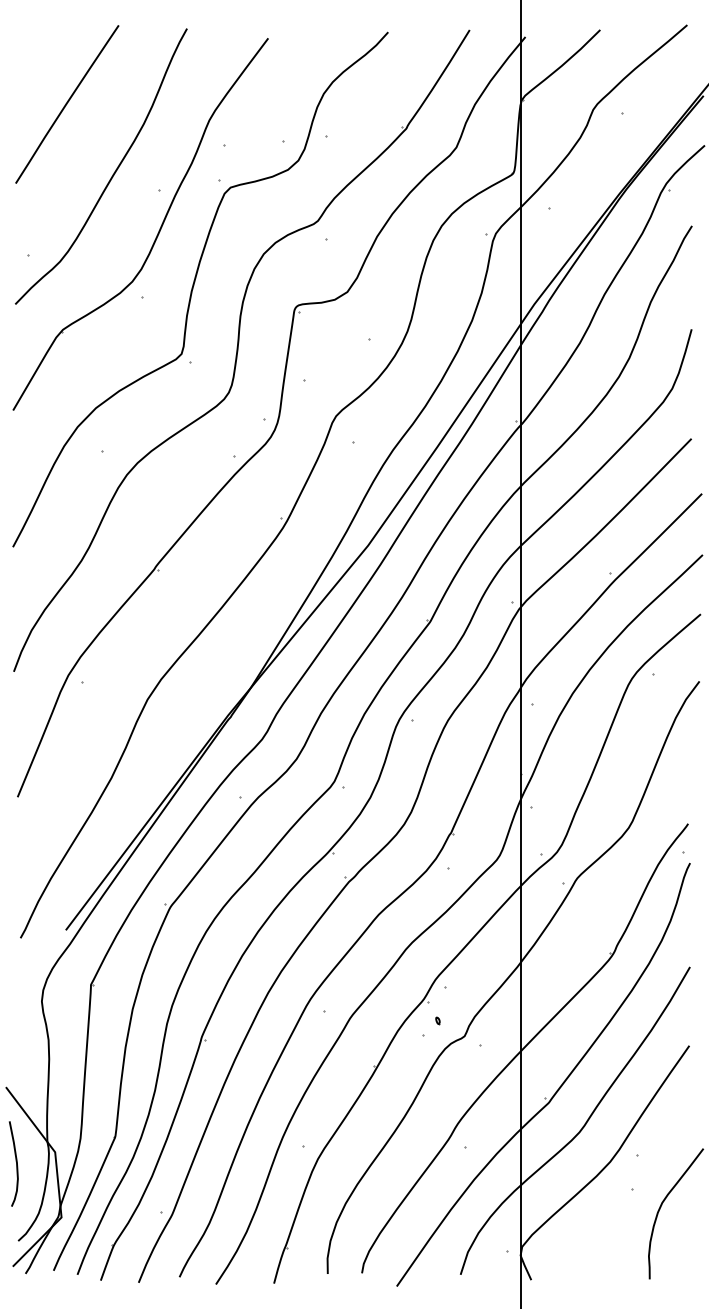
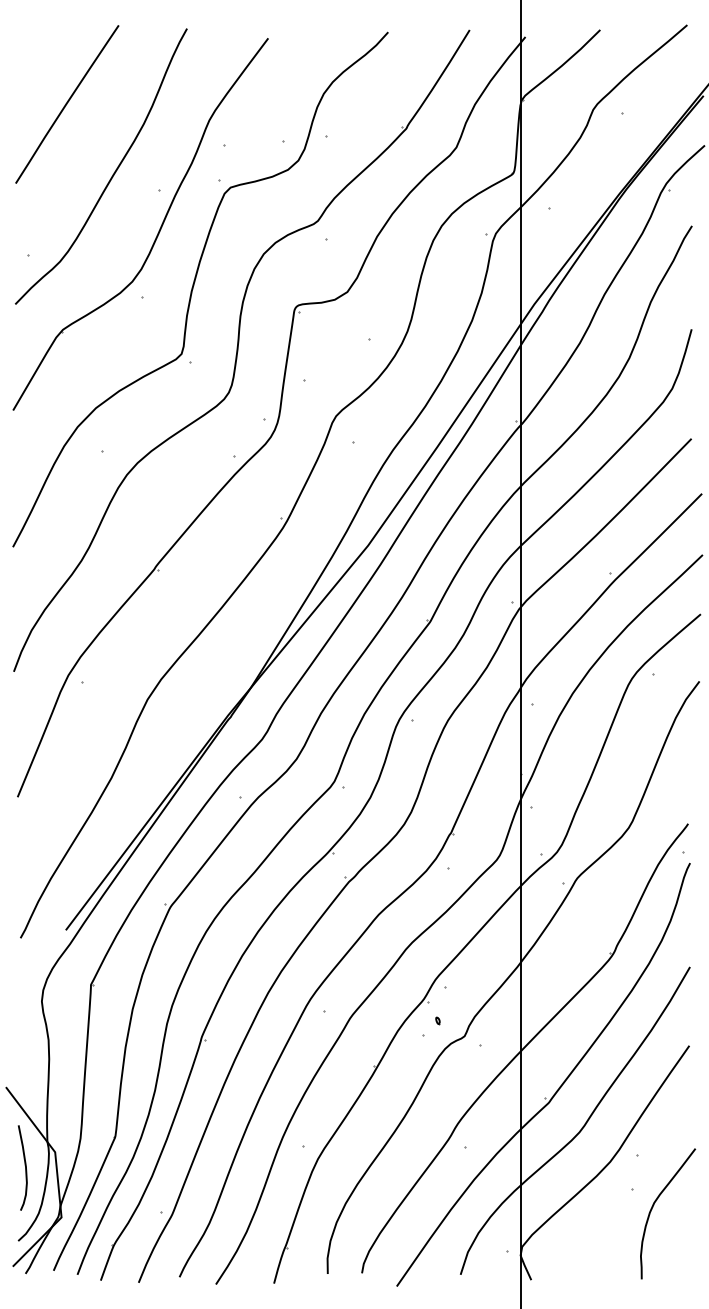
curve position: (15, 1161) -> (24, 1165) (24, 1165)
curve position: (662, 1205) -> (654, 1205) (654, 1205)
